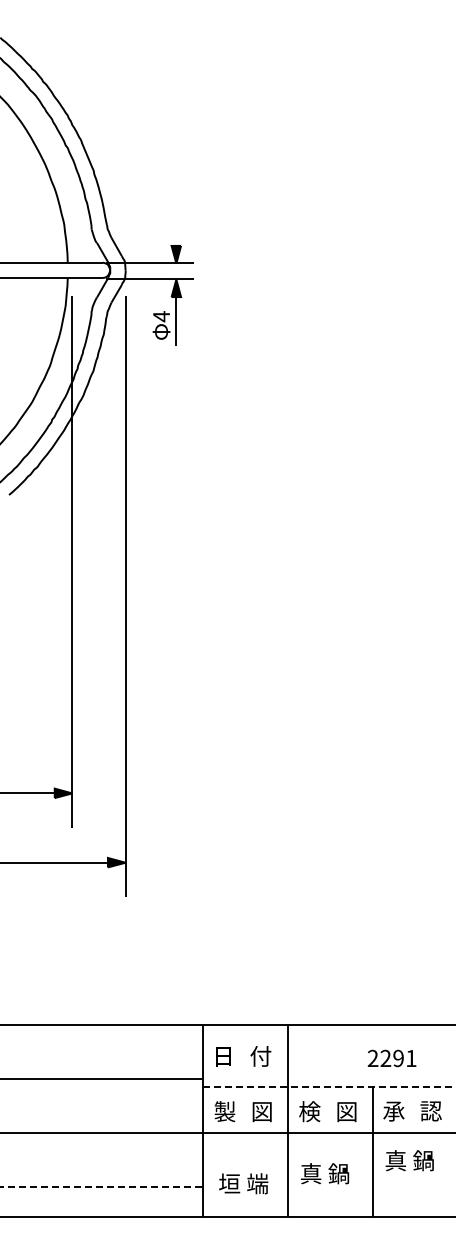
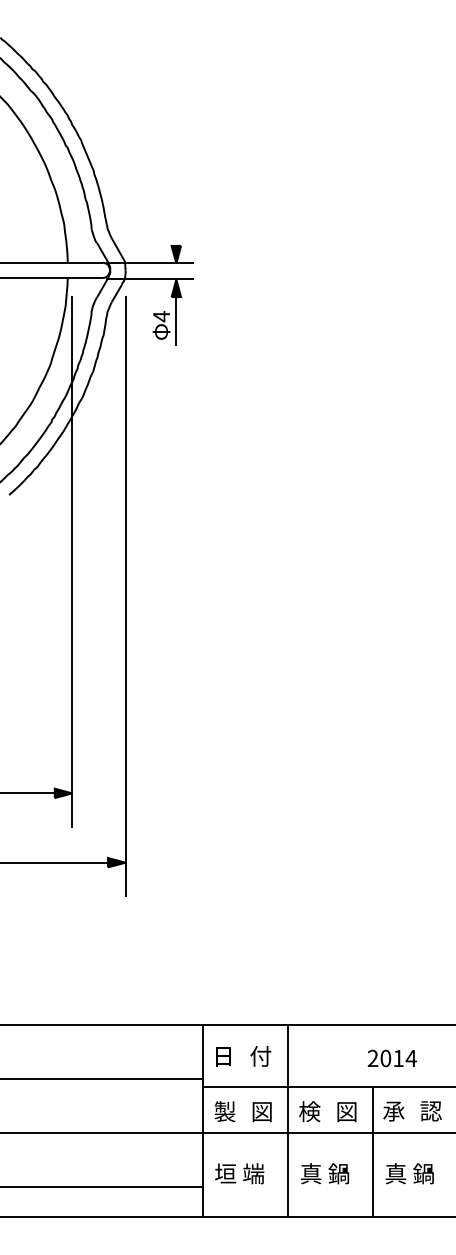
text: 2291 -> 2014 (398, 1058)
line: dashed -> solid (329, 1086)
text position: (409, 1160) -> (409, 1173) (409, 1173)
text position: (243, 1183) -> (239, 1173) (239, 1173)
line: dashed -> solid (102, 1186)
